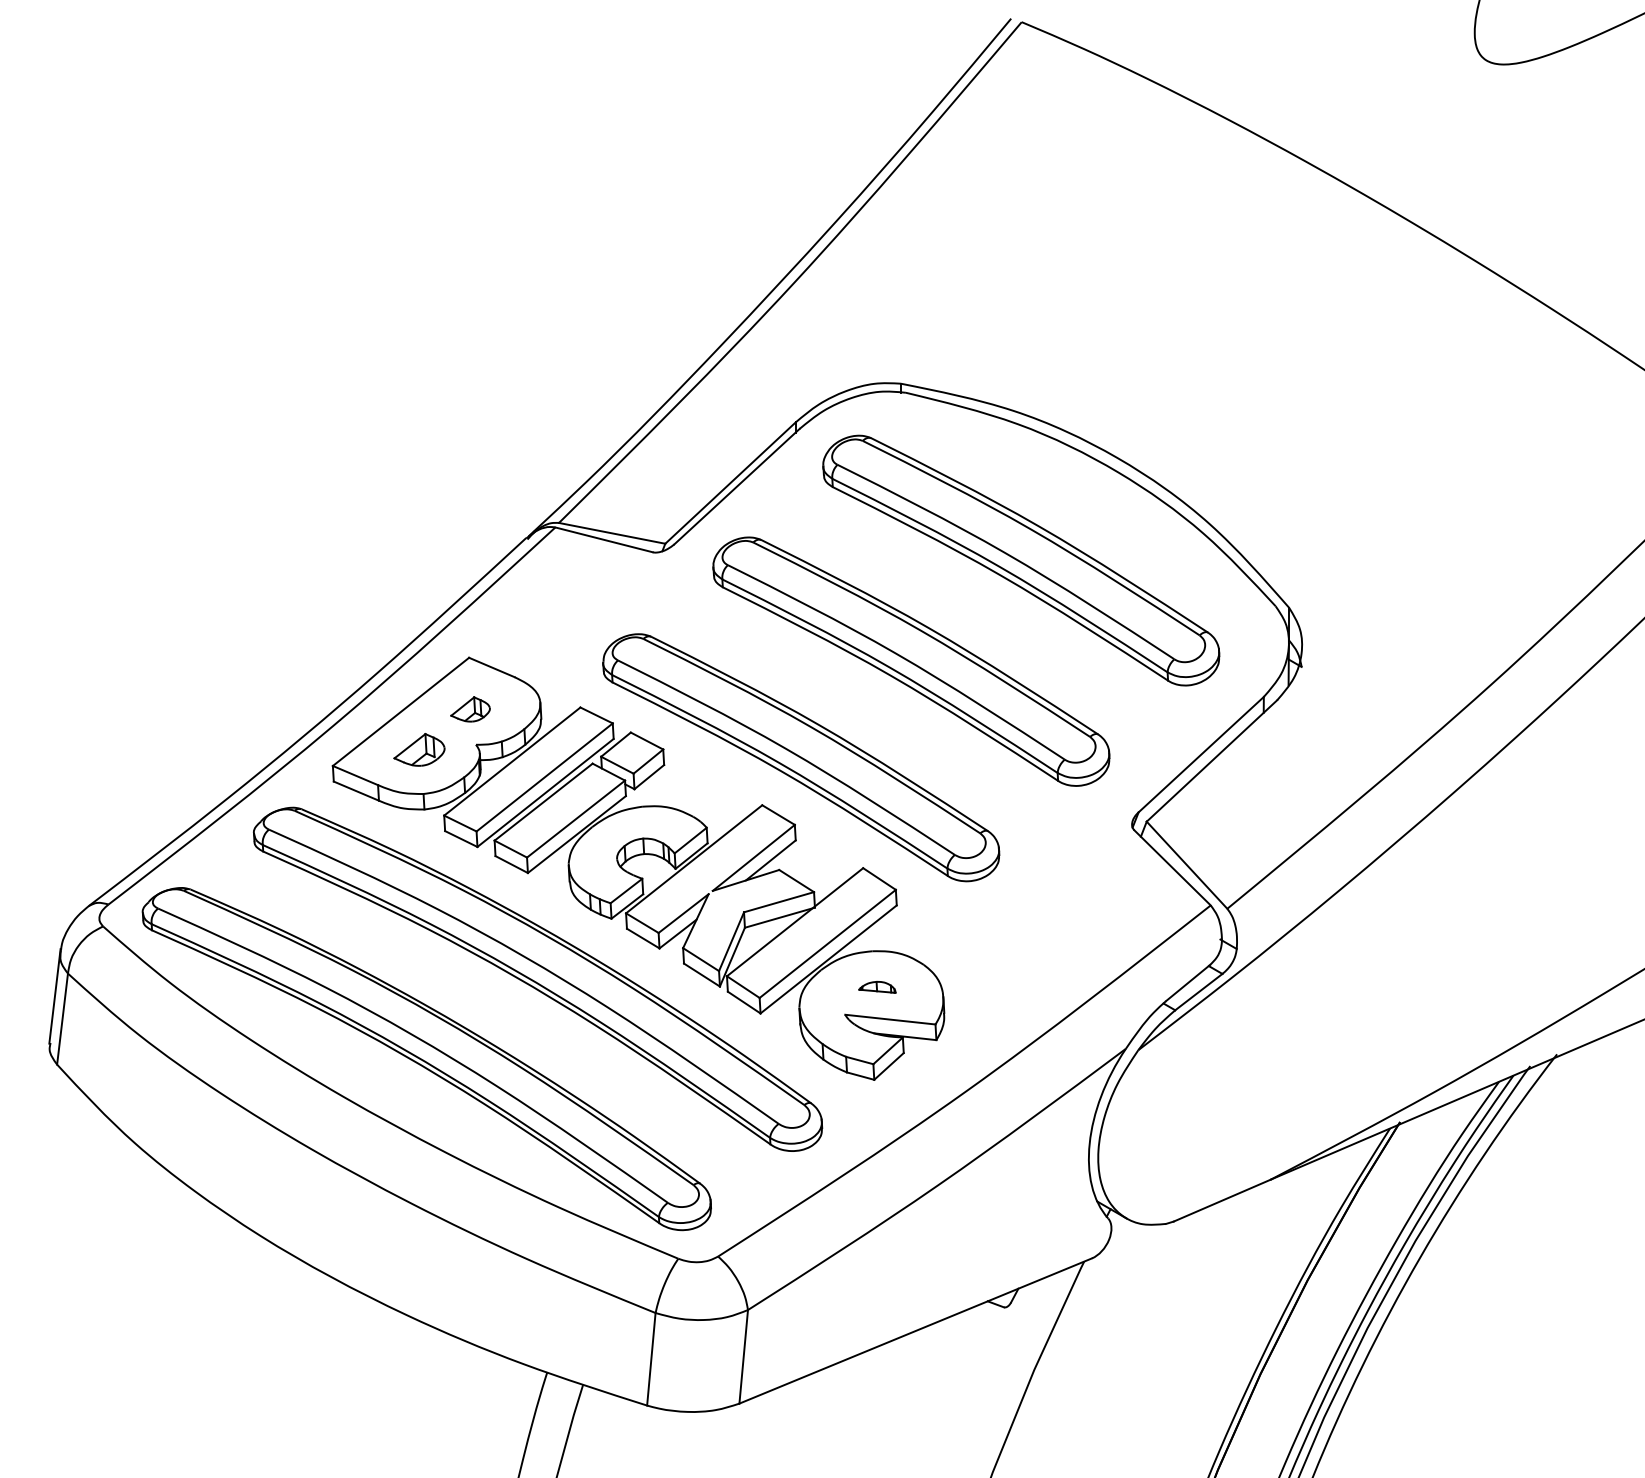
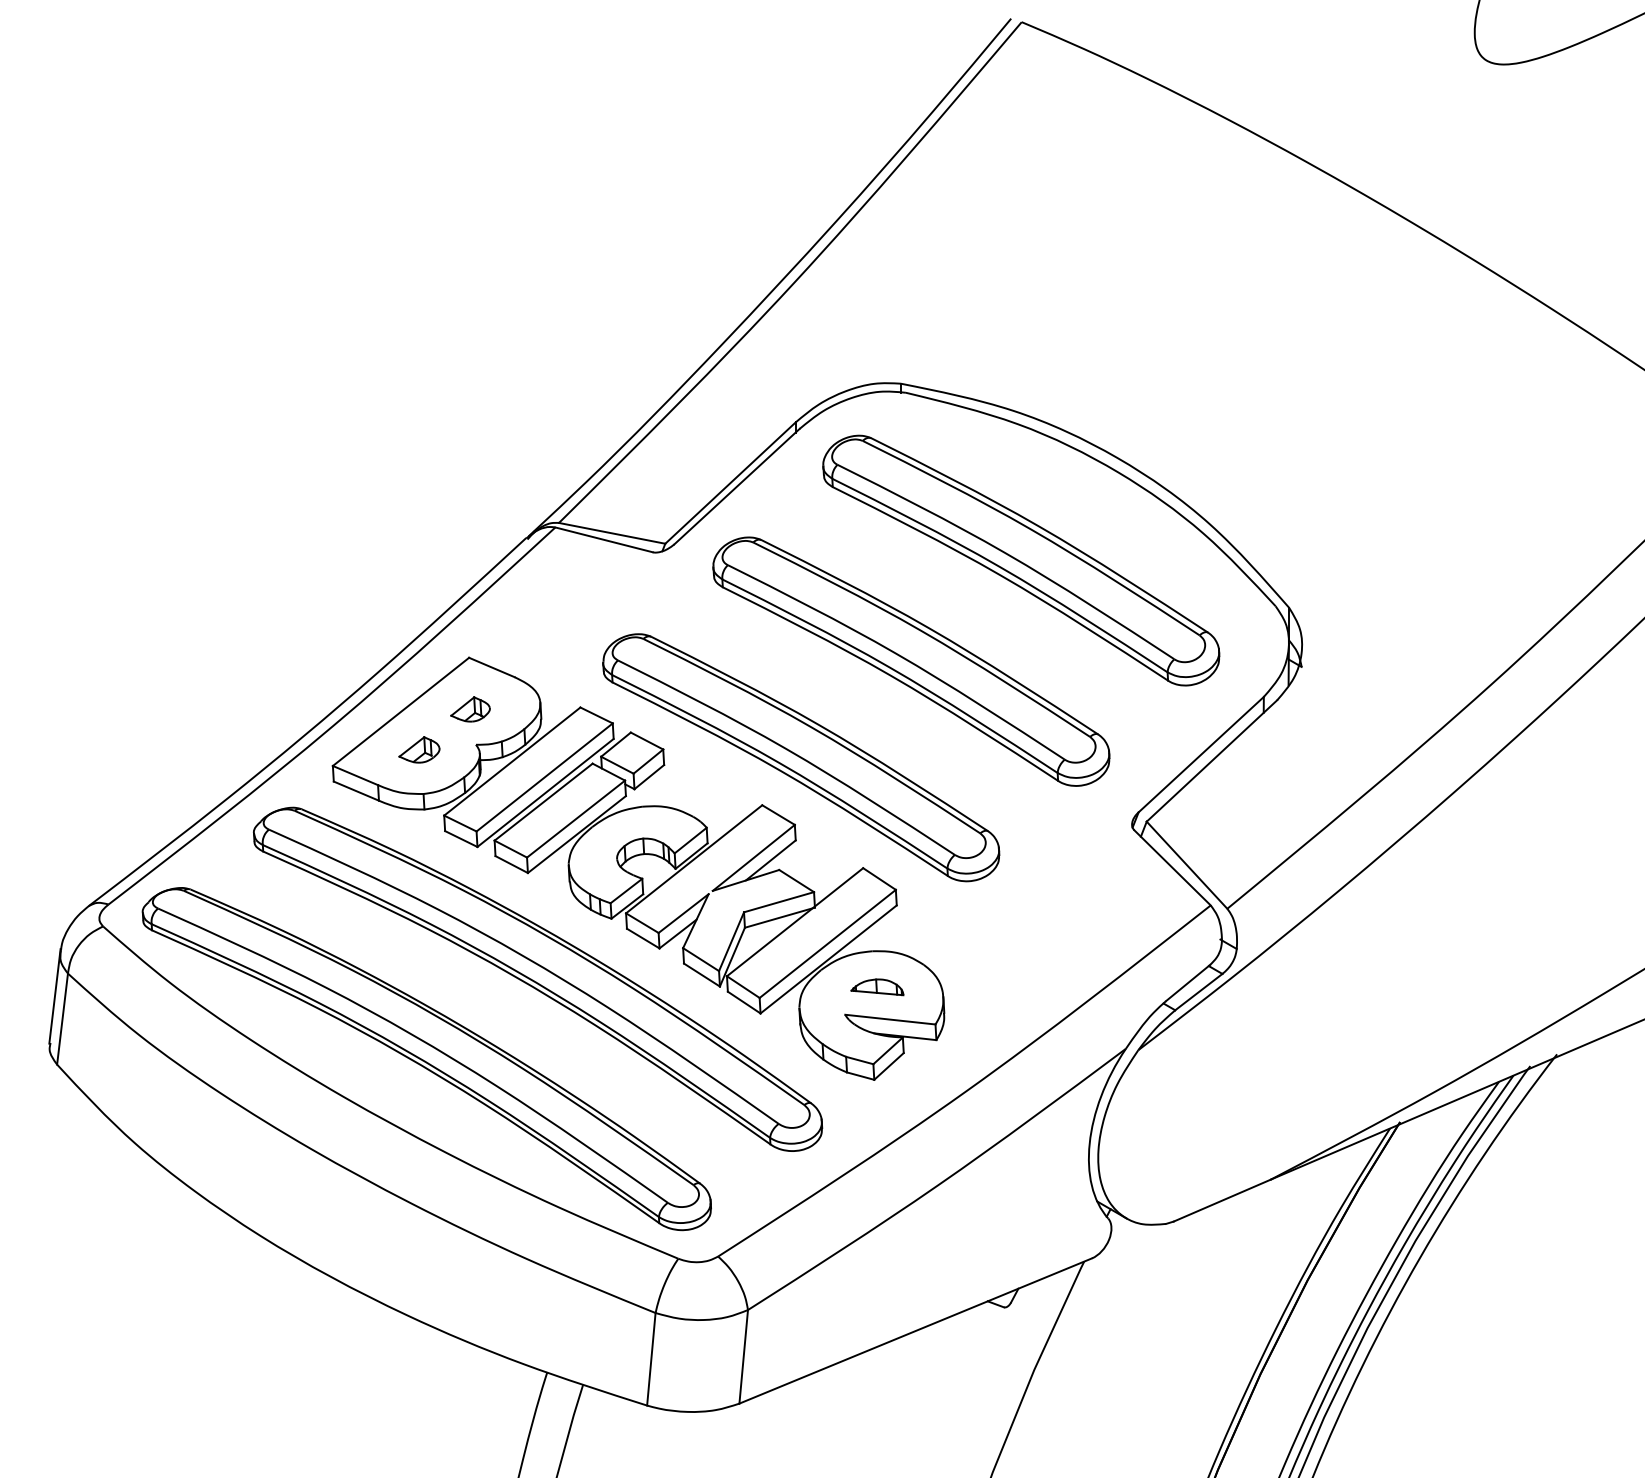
part size: 53x34 px -> 43x28 px (419, 749)
part size: 39x14 px -> 55x19 px (877, 987)
